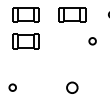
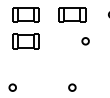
part position: (92, 41) -> (85, 41) (85, 41)
part size: 13x13 px -> 9x9 px (72, 87)
